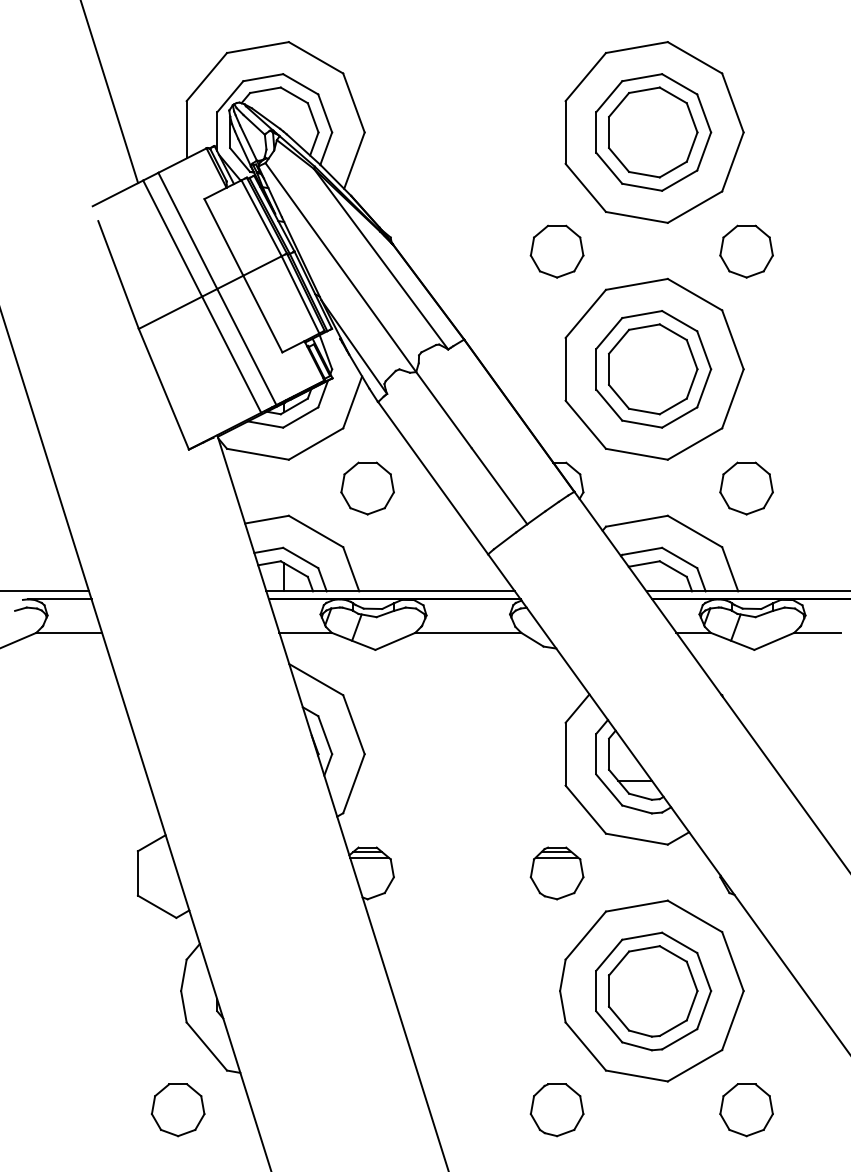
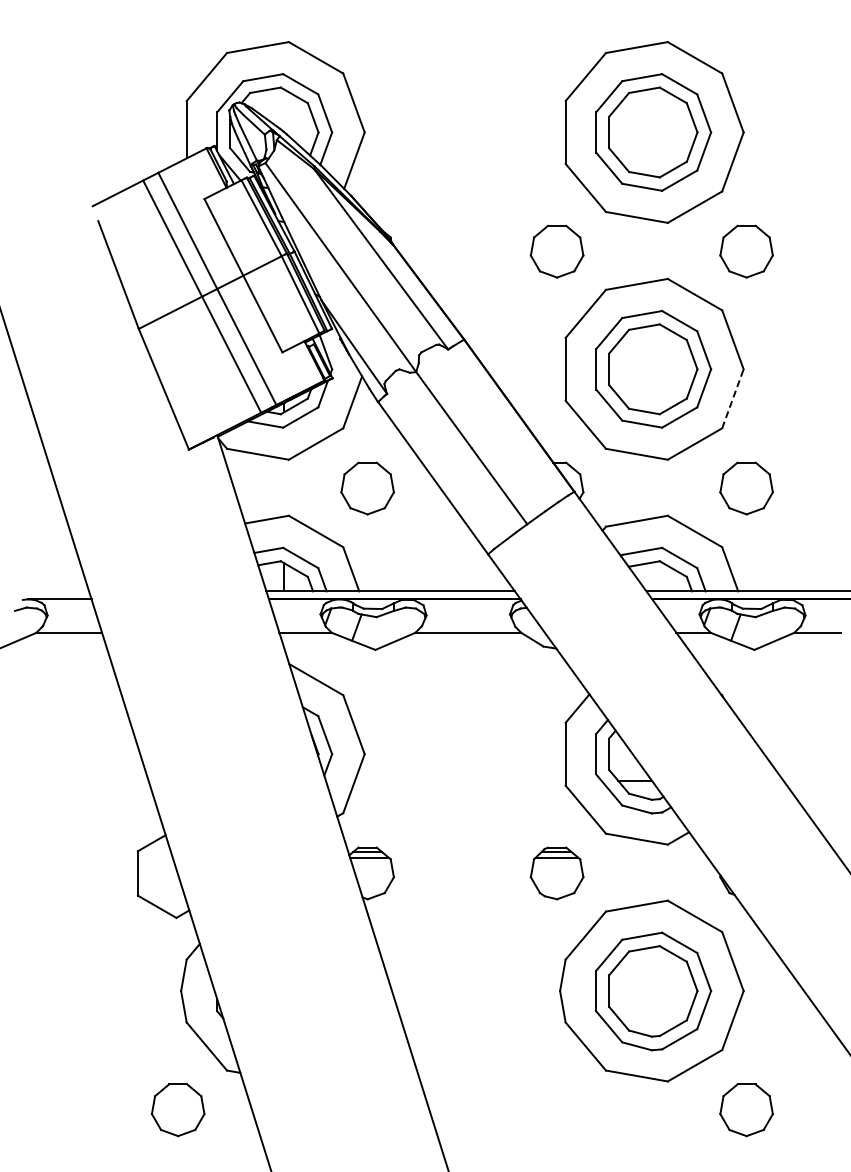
line: present -> none (109, 92)
line: solid -> dashed (733, 398)
line: present -> none (45, 591)
part: present -> none (556, 1110)
